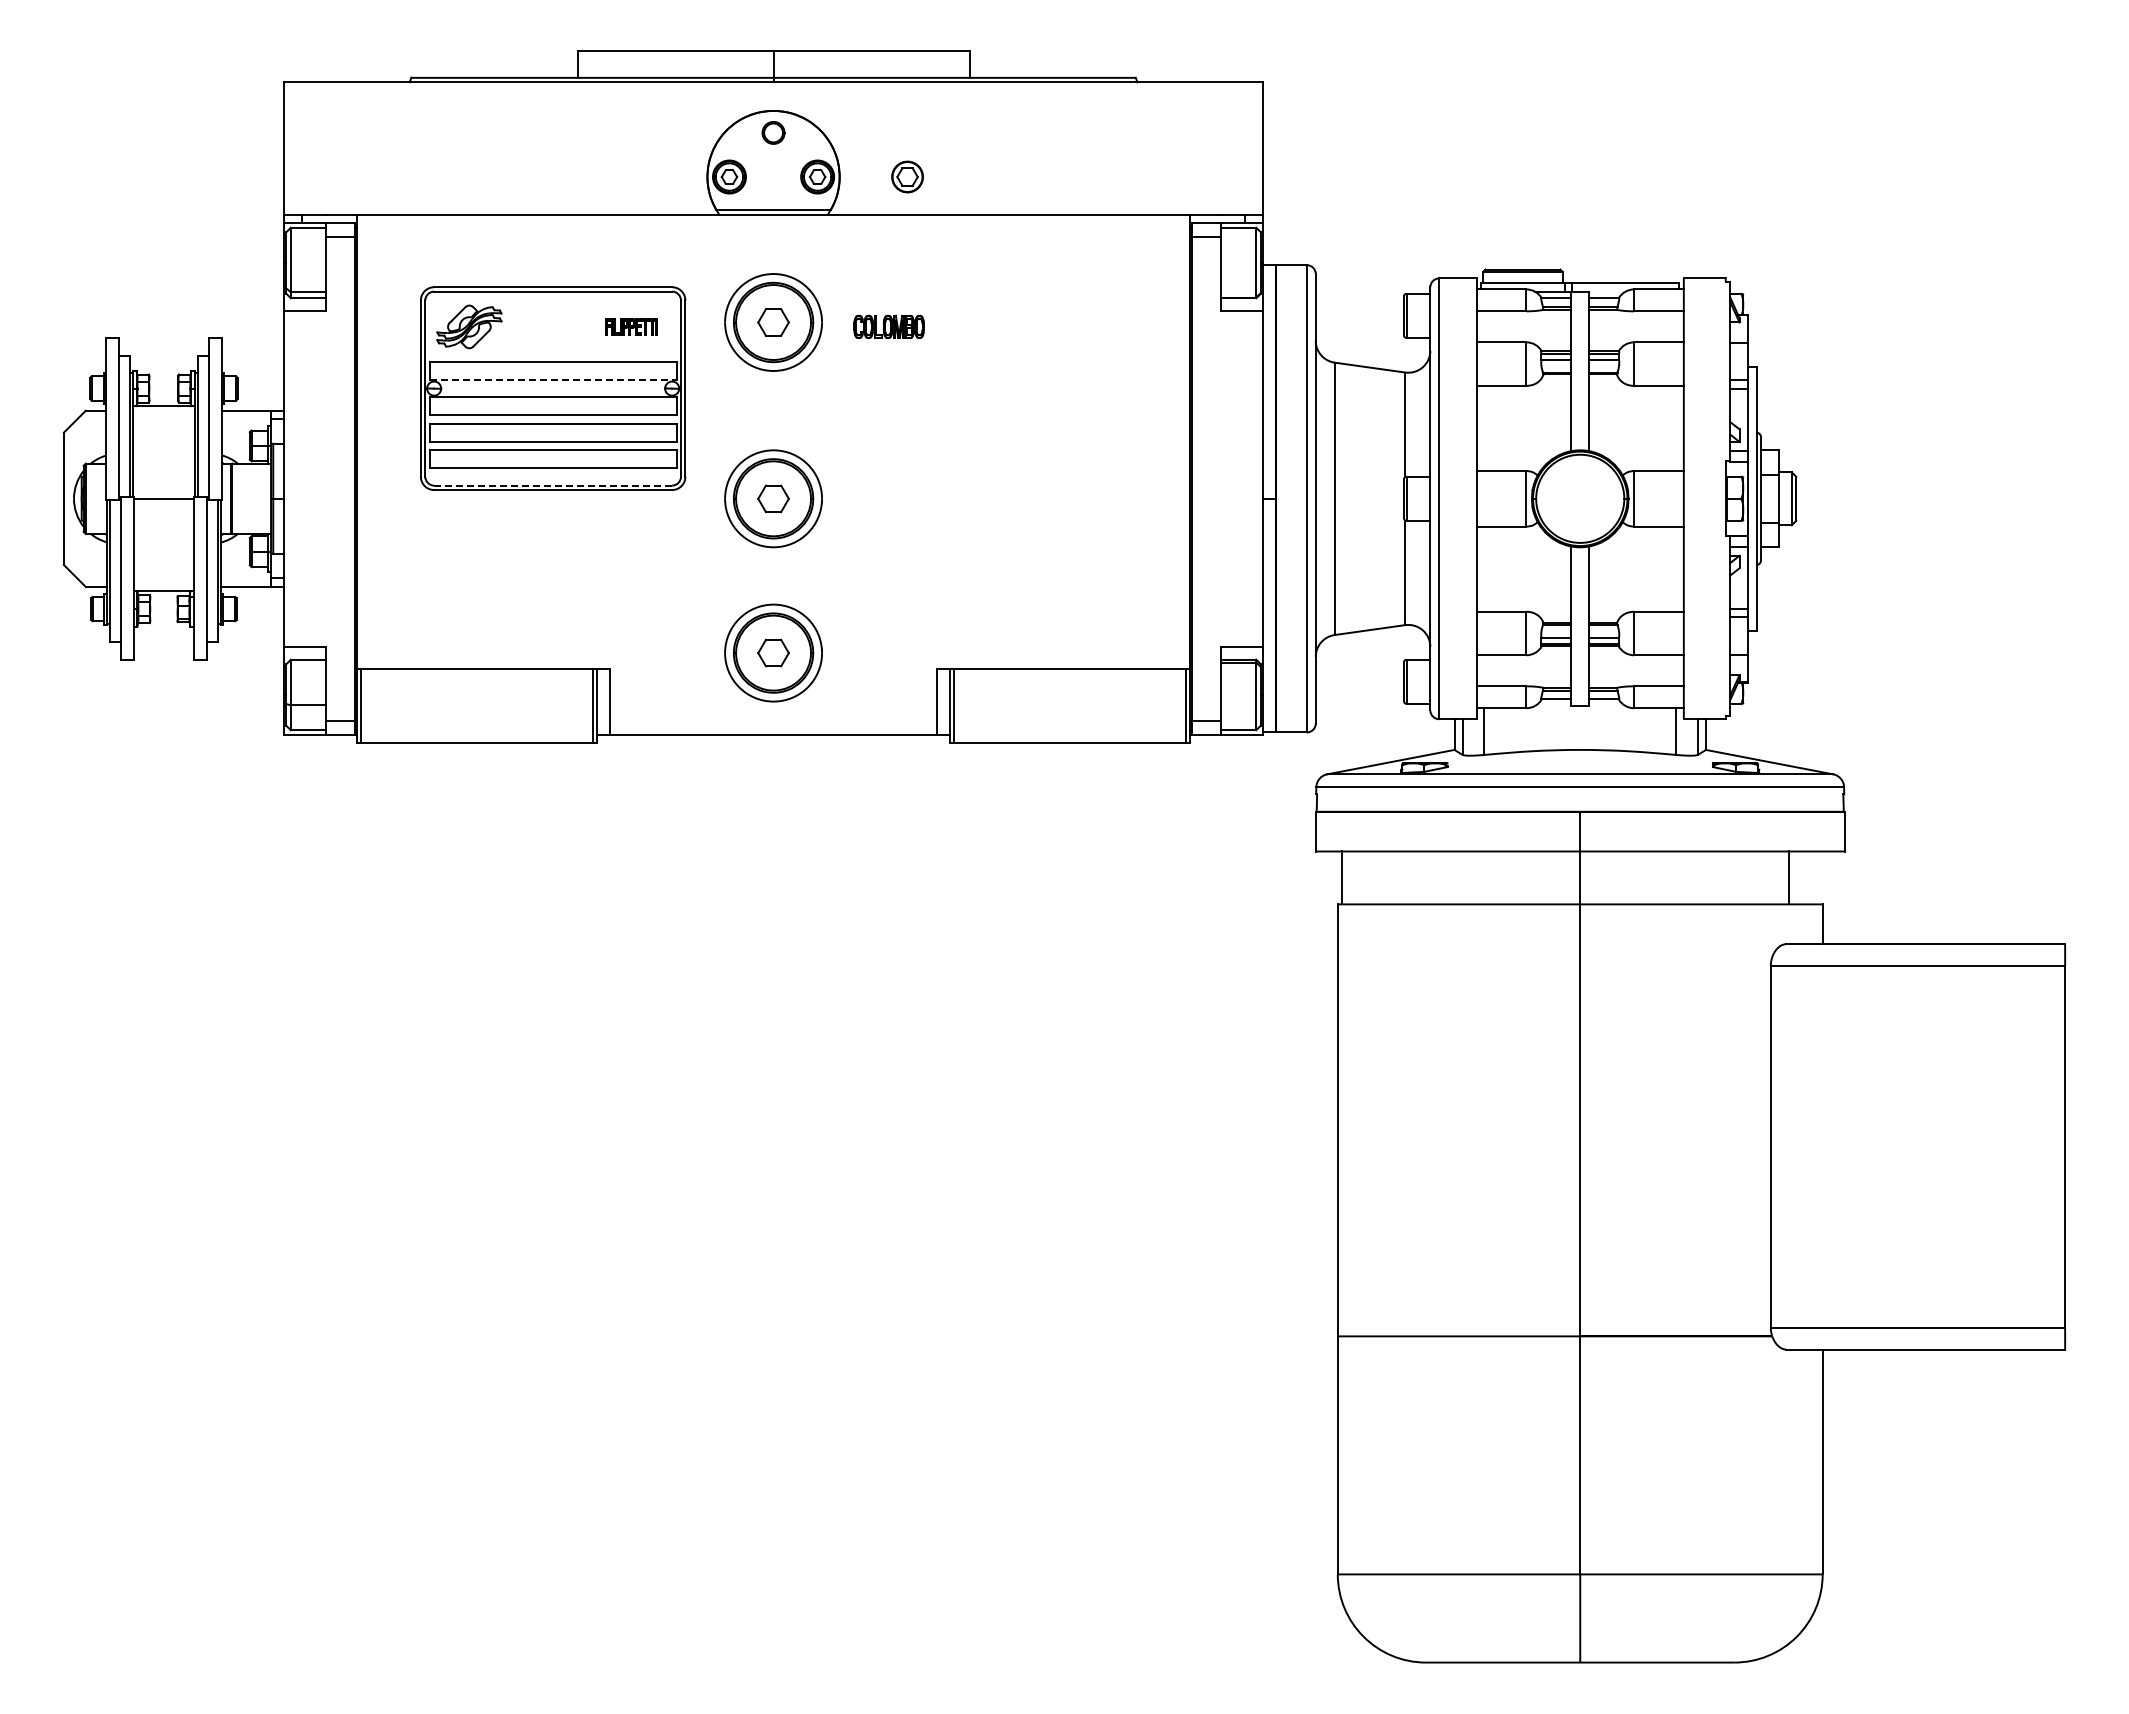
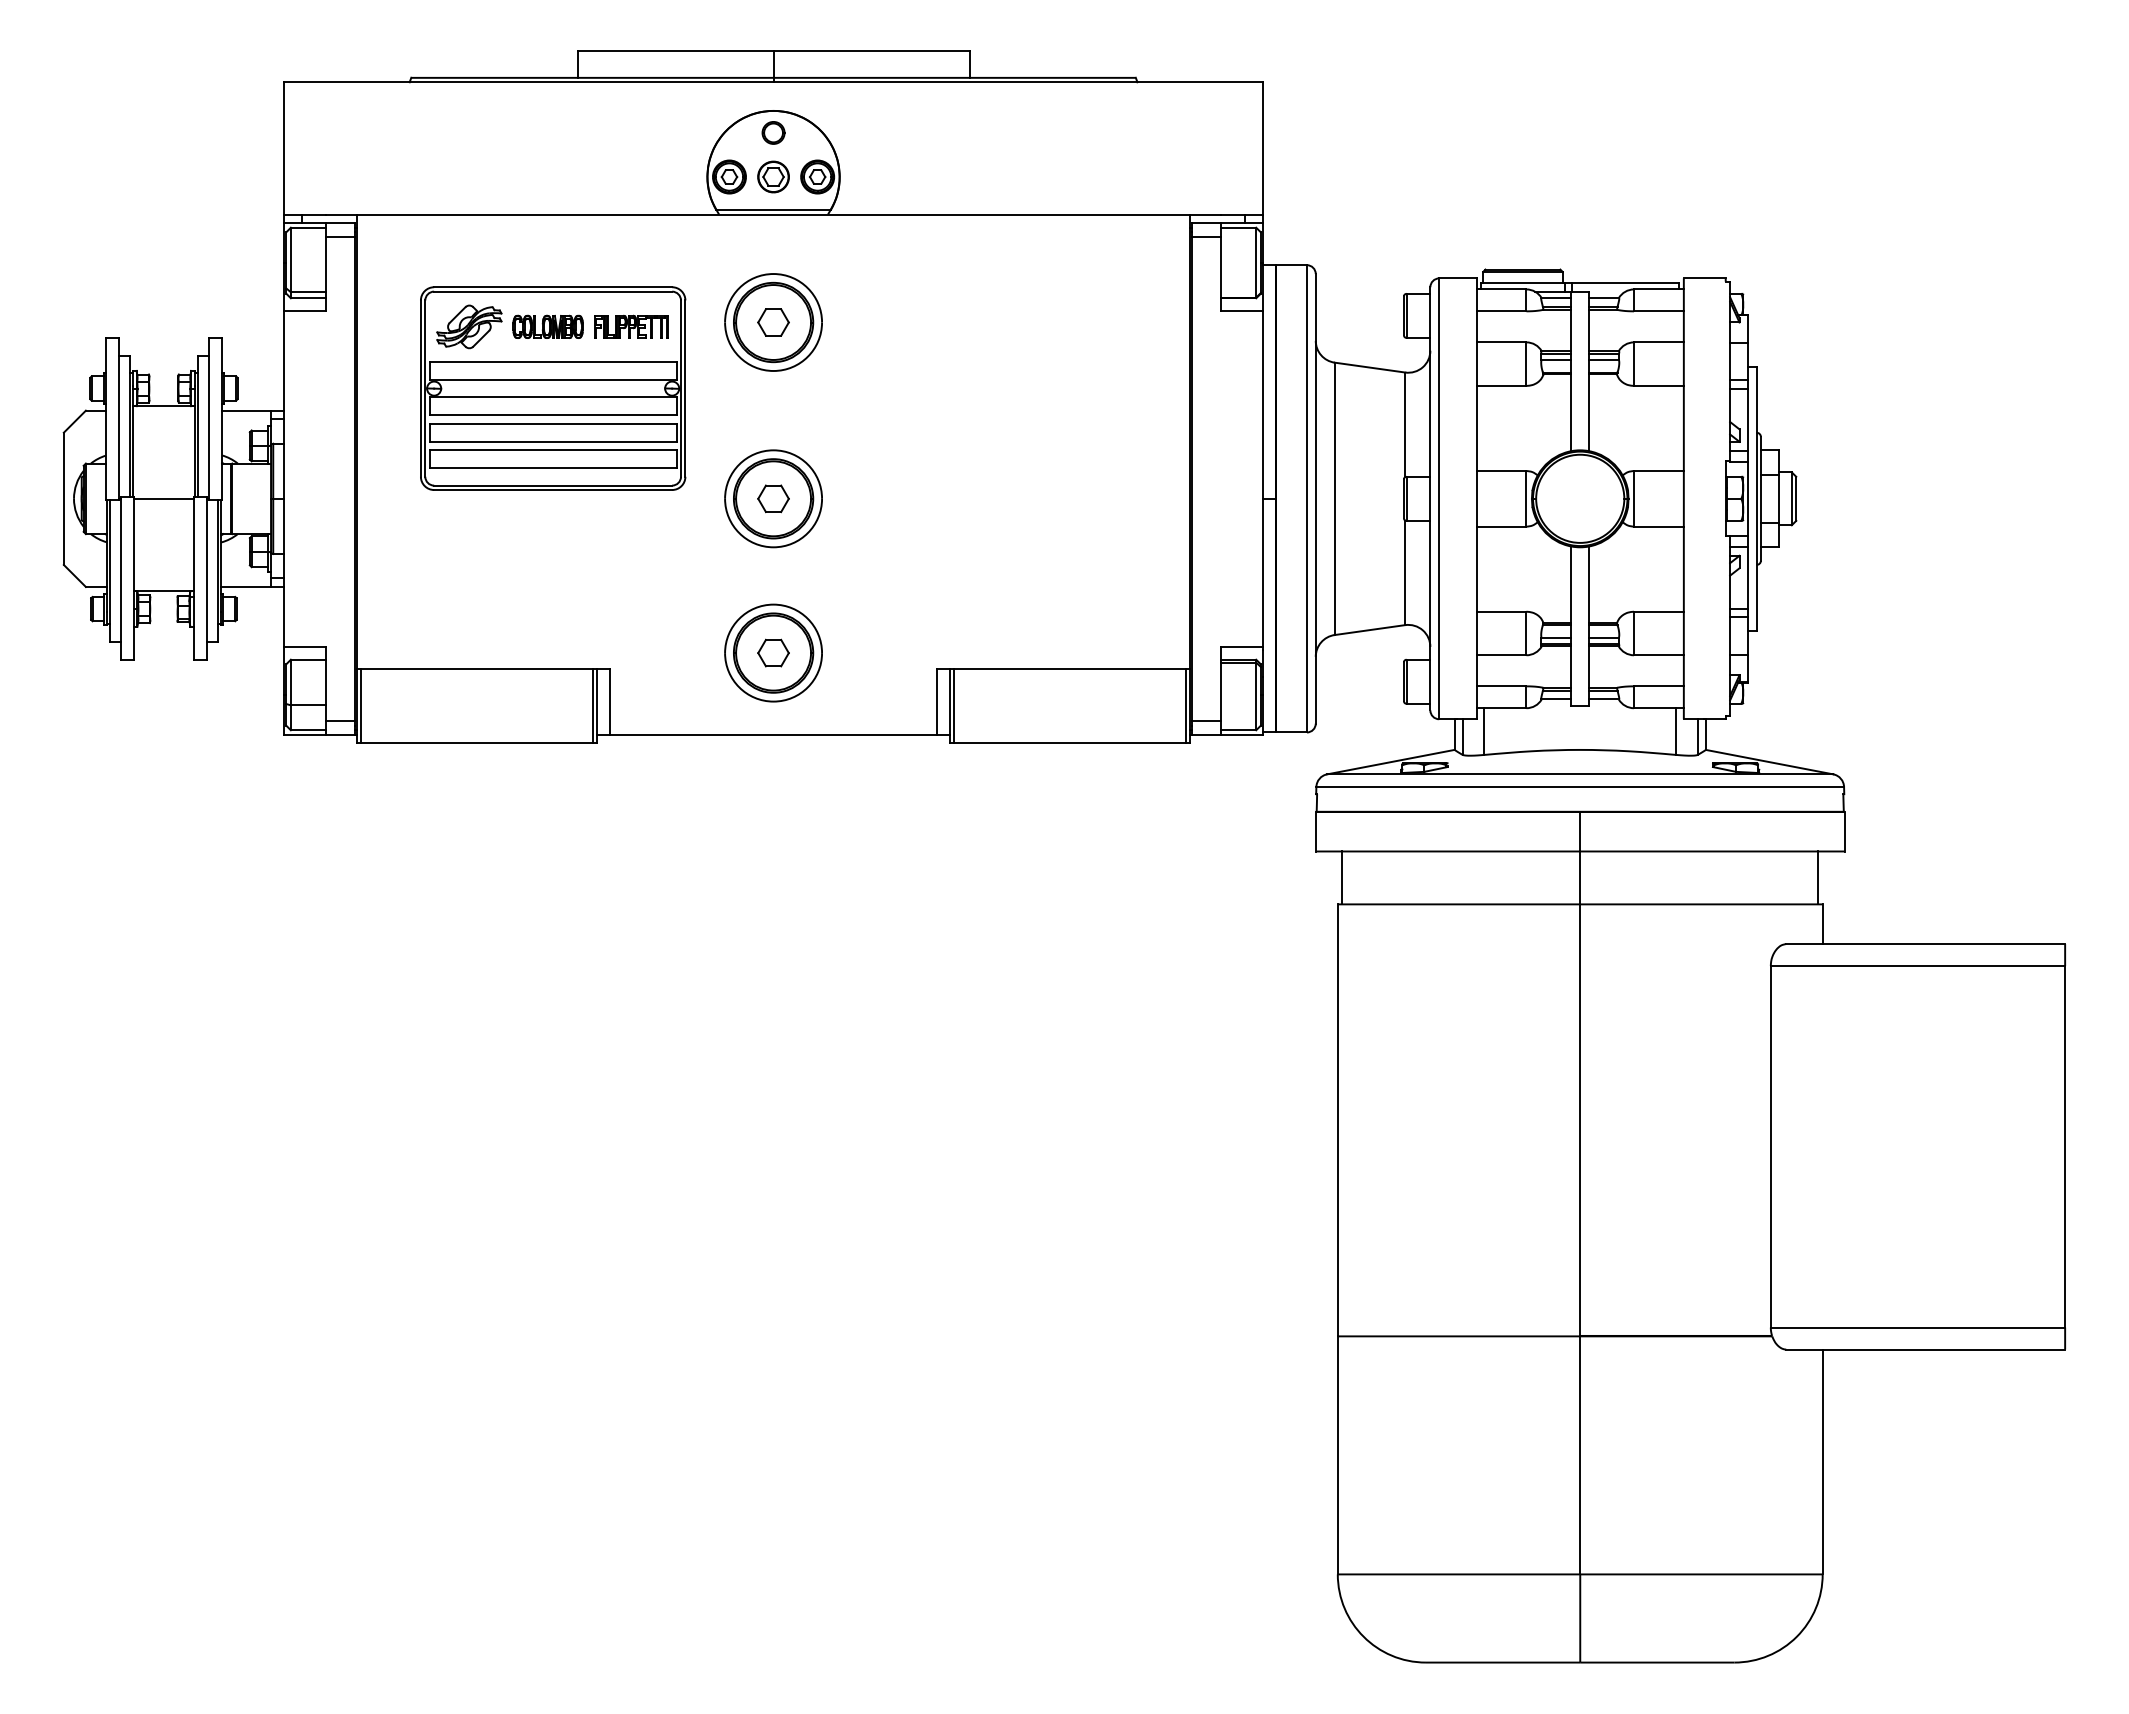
part position: (907, 176) -> (773, 176) (773, 176)
part size: 53x18 px -> 75x25 px (631, 326)
part position: (888, 326) -> (547, 326) (547, 326)
line: dashed -> solid (553, 379)
line: dashed -> solid (552, 485)
line position: (1789, 877) -> (1818, 877) (1818, 877)
